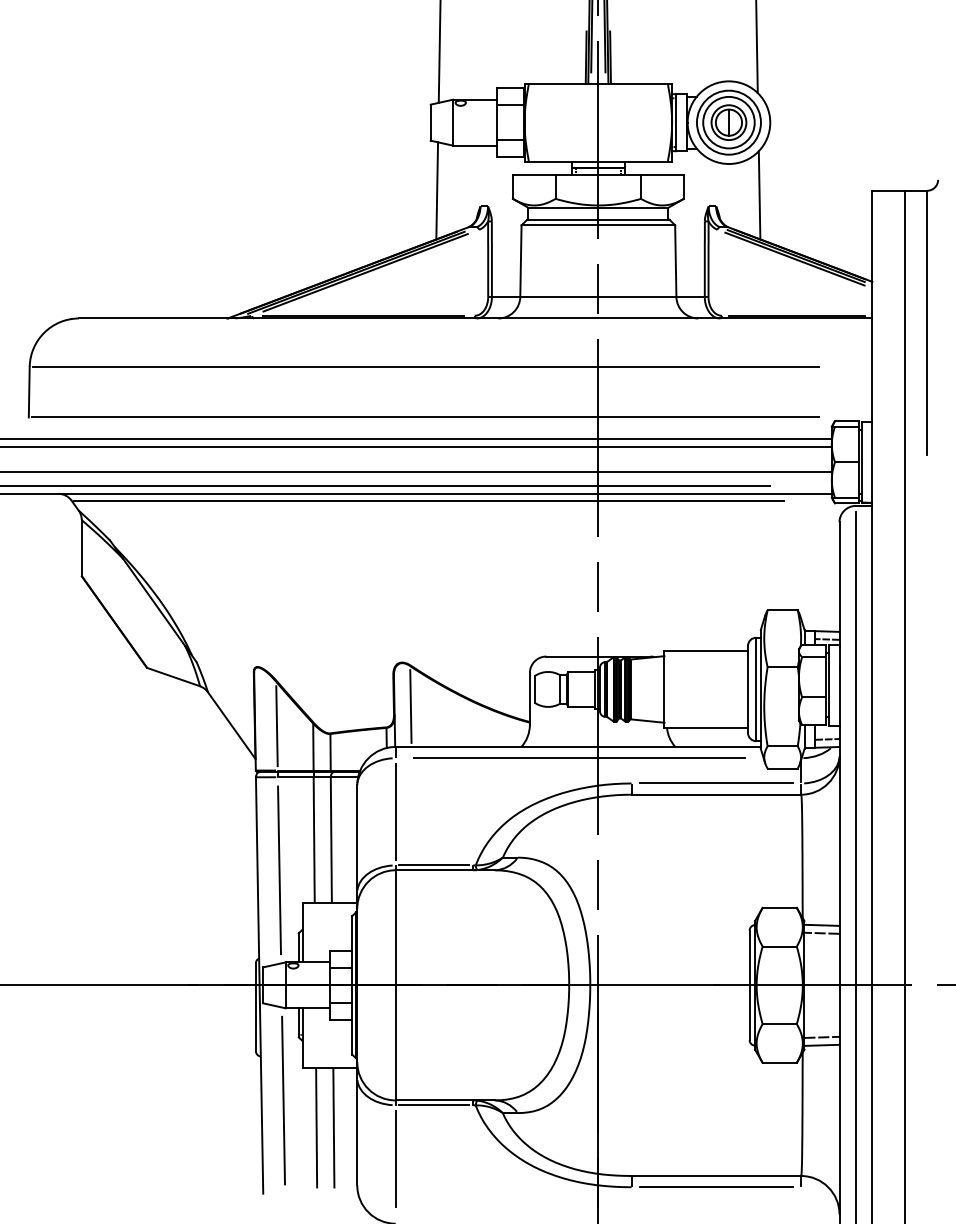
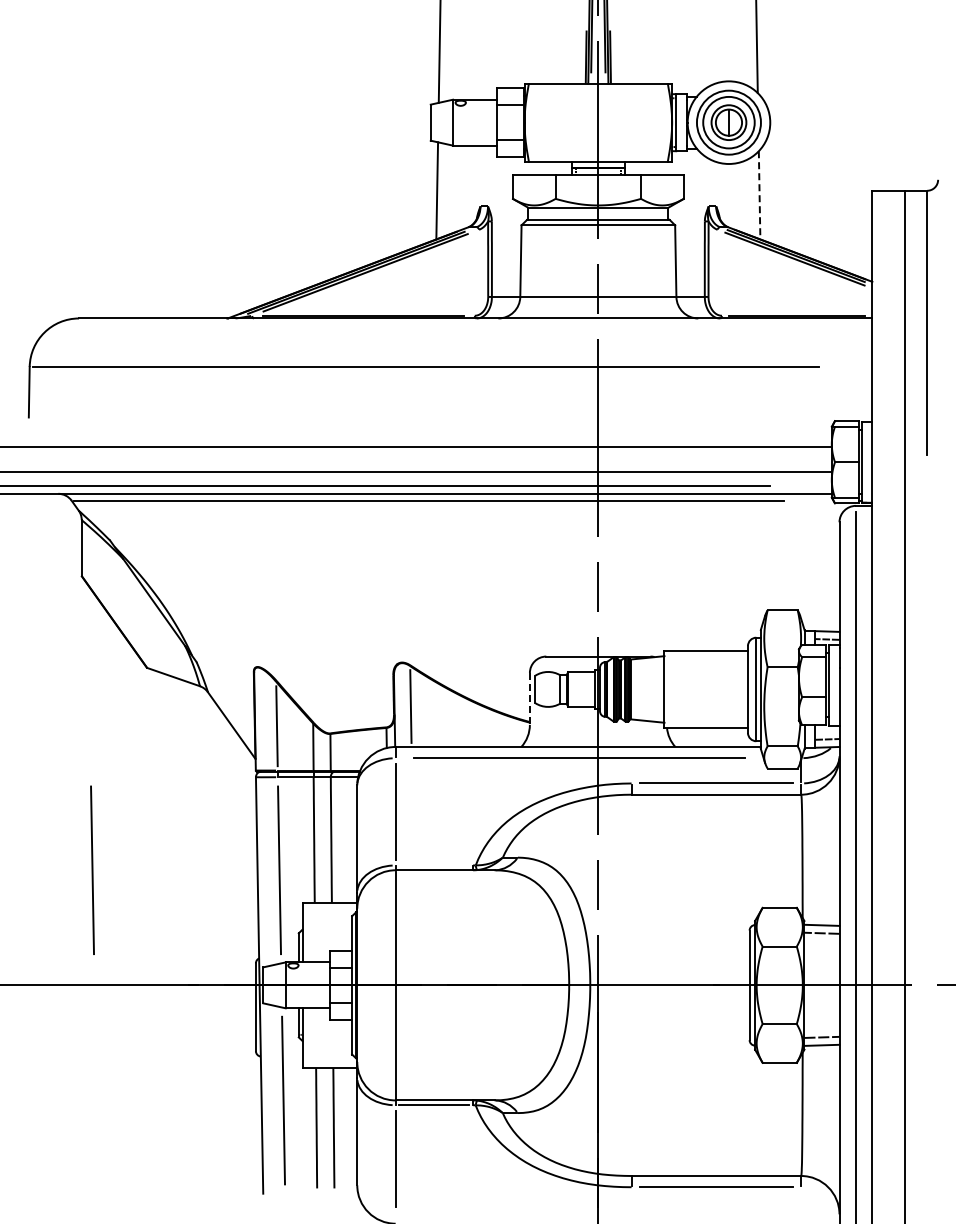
line: solid -> dashed (759, 195)
line: present -> none (425, 417)
line: present -> none (416, 439)
line: solid -> dashed (529, 698)
line: present -> none (434, 865)
line: none -> present (92, 869)
